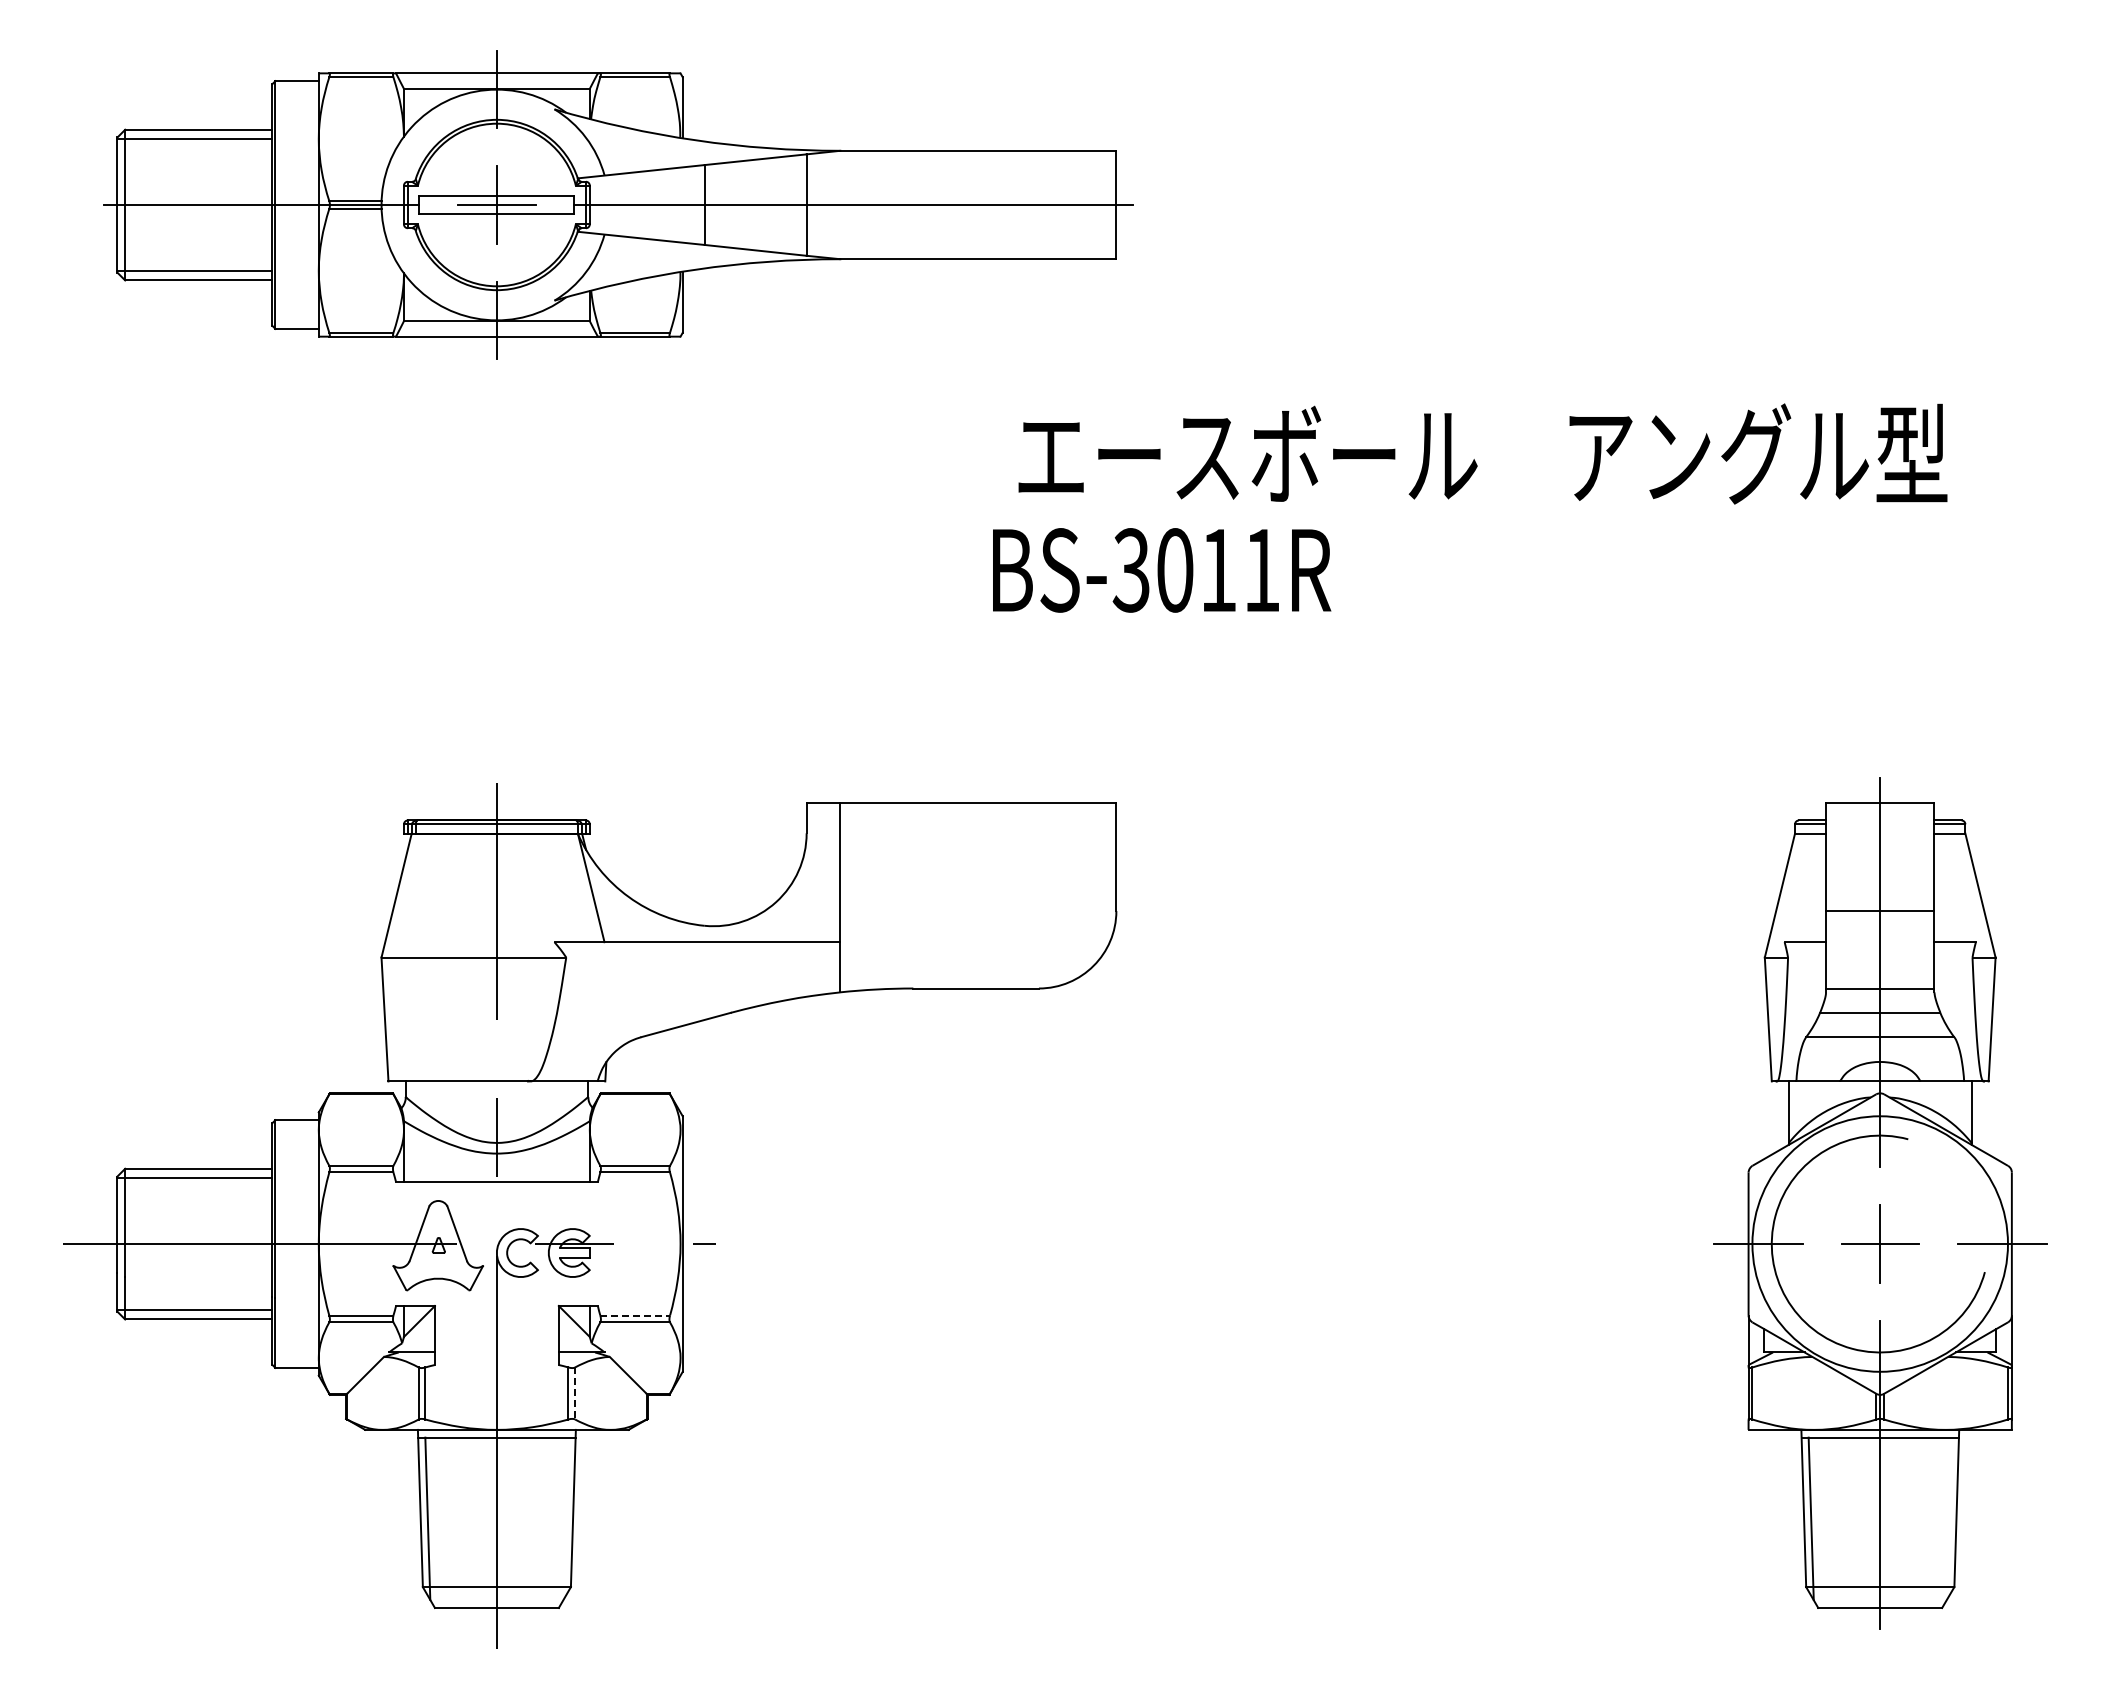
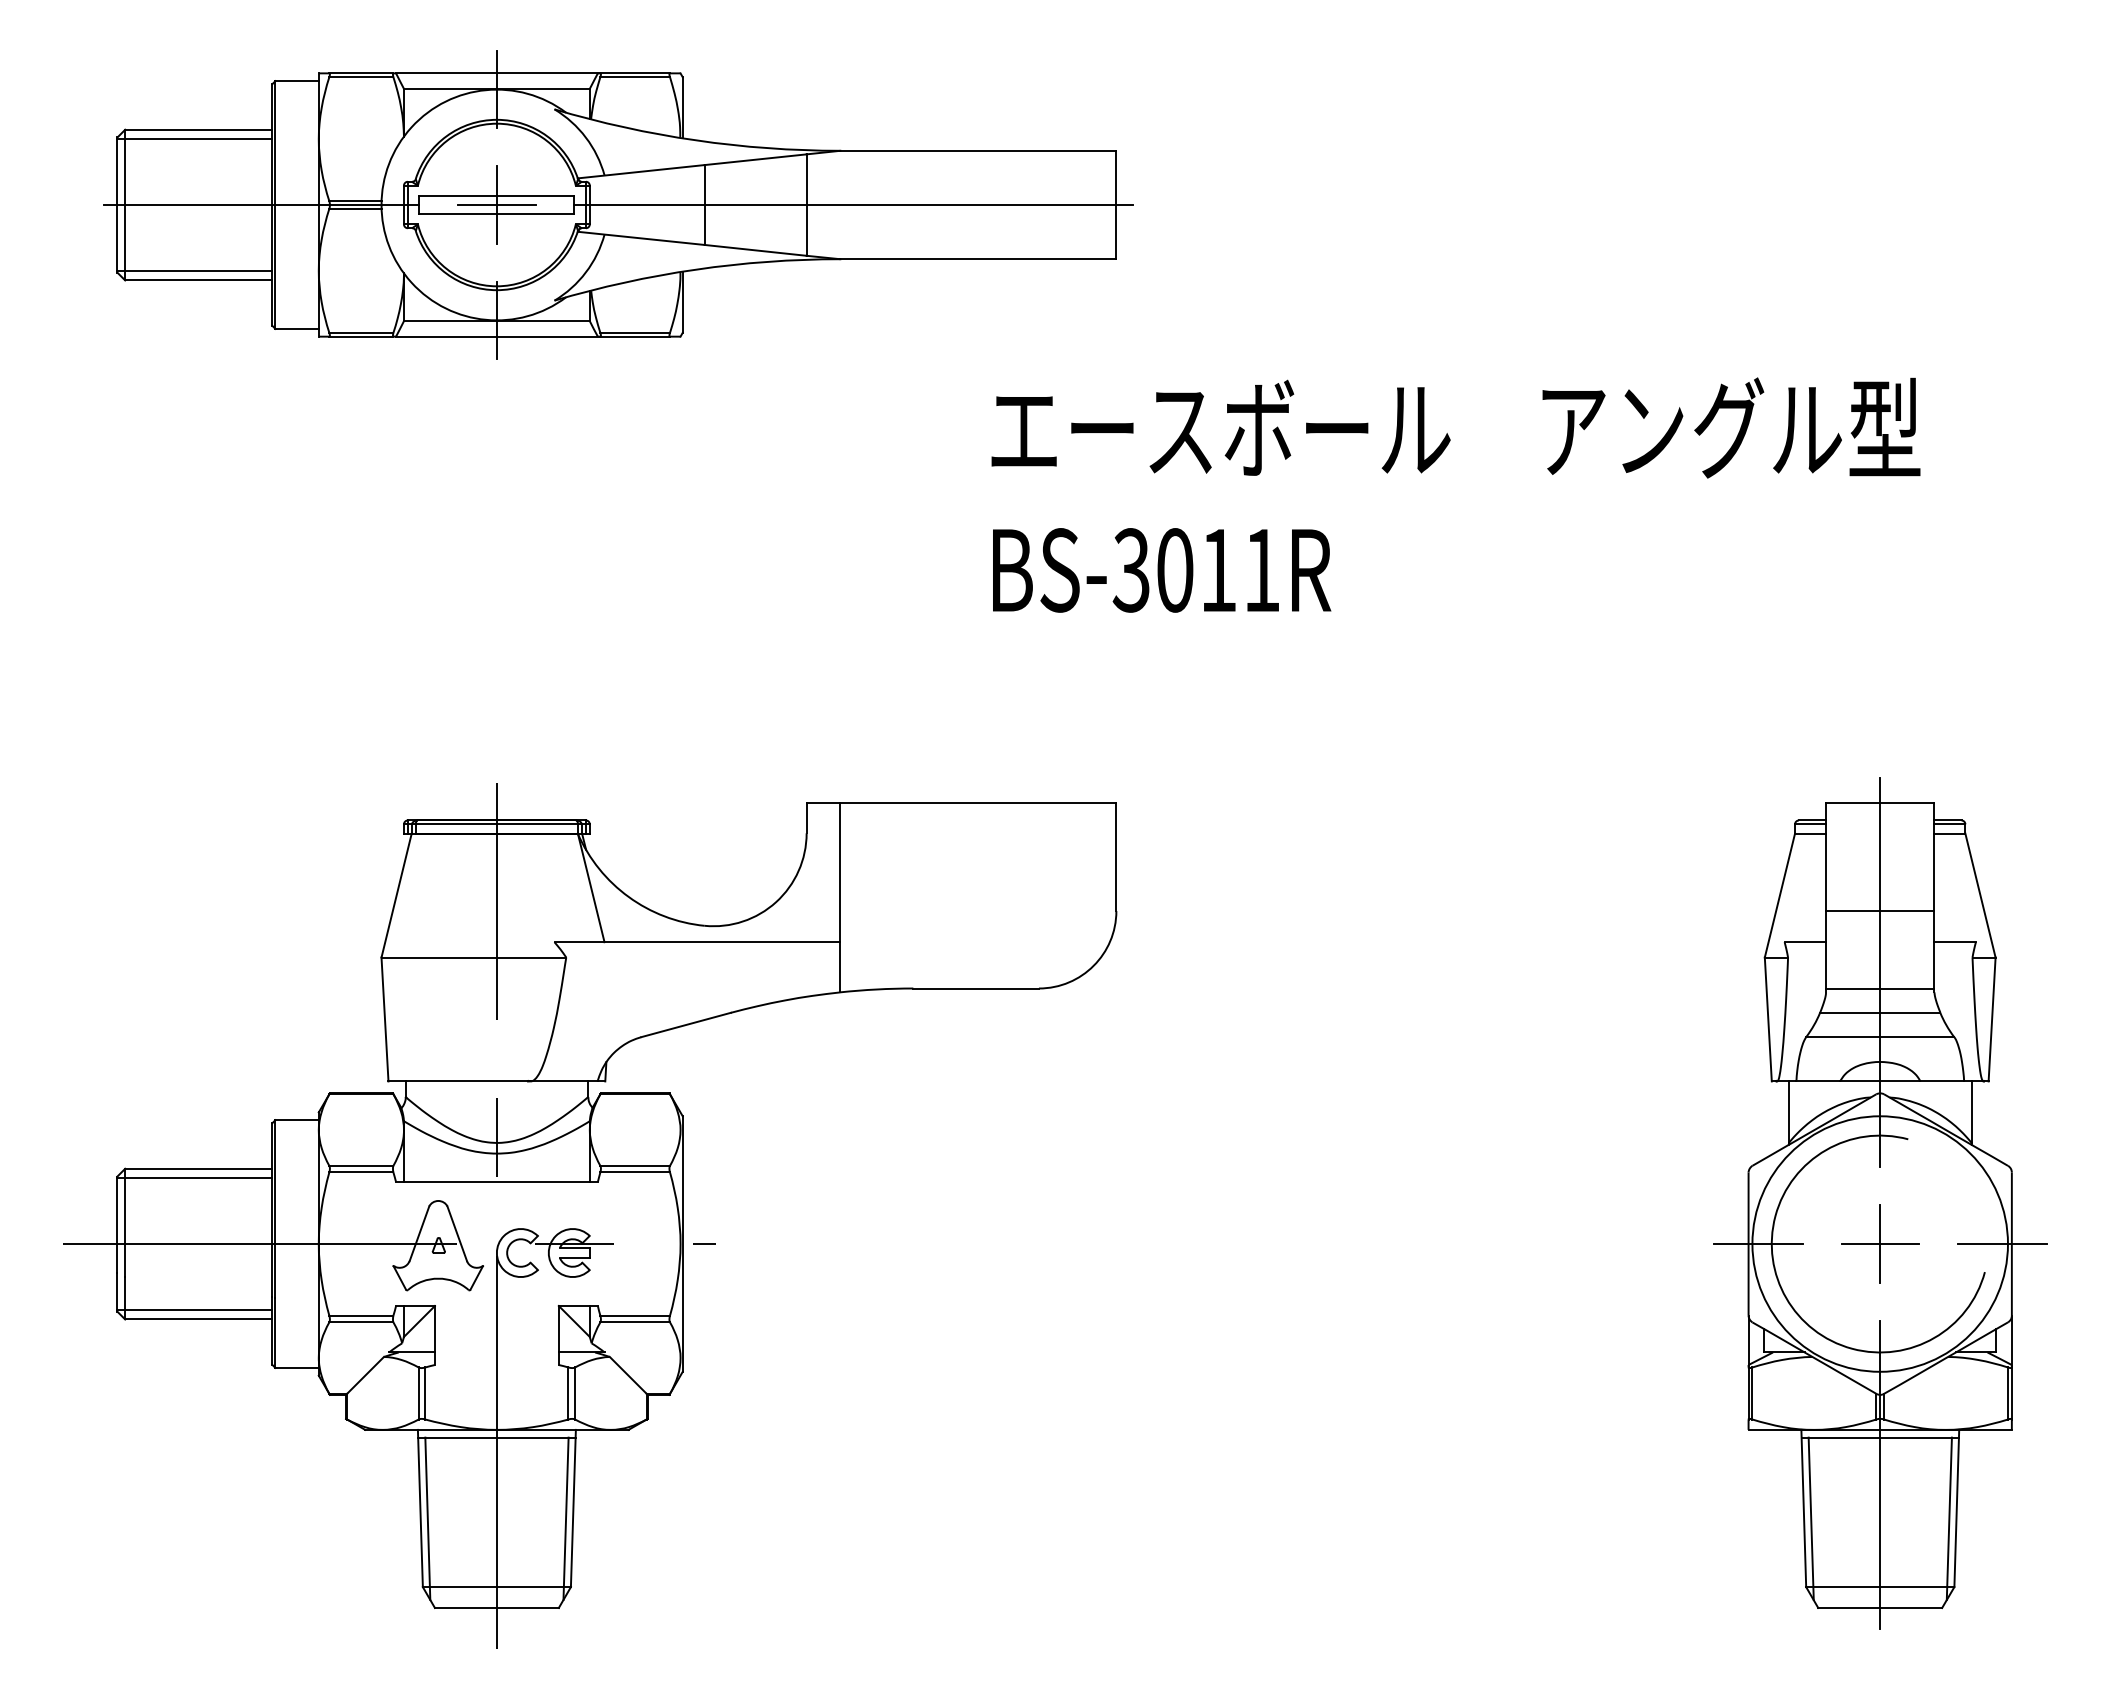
text position: (1482, 453) -> (1455, 427) (1455, 427)
line: dashed -> solid (635, 1315)
line: dashed -> solid (575, 1393)
line: none -> present (565, 1518)
line: none -> present (1948, 1518)
